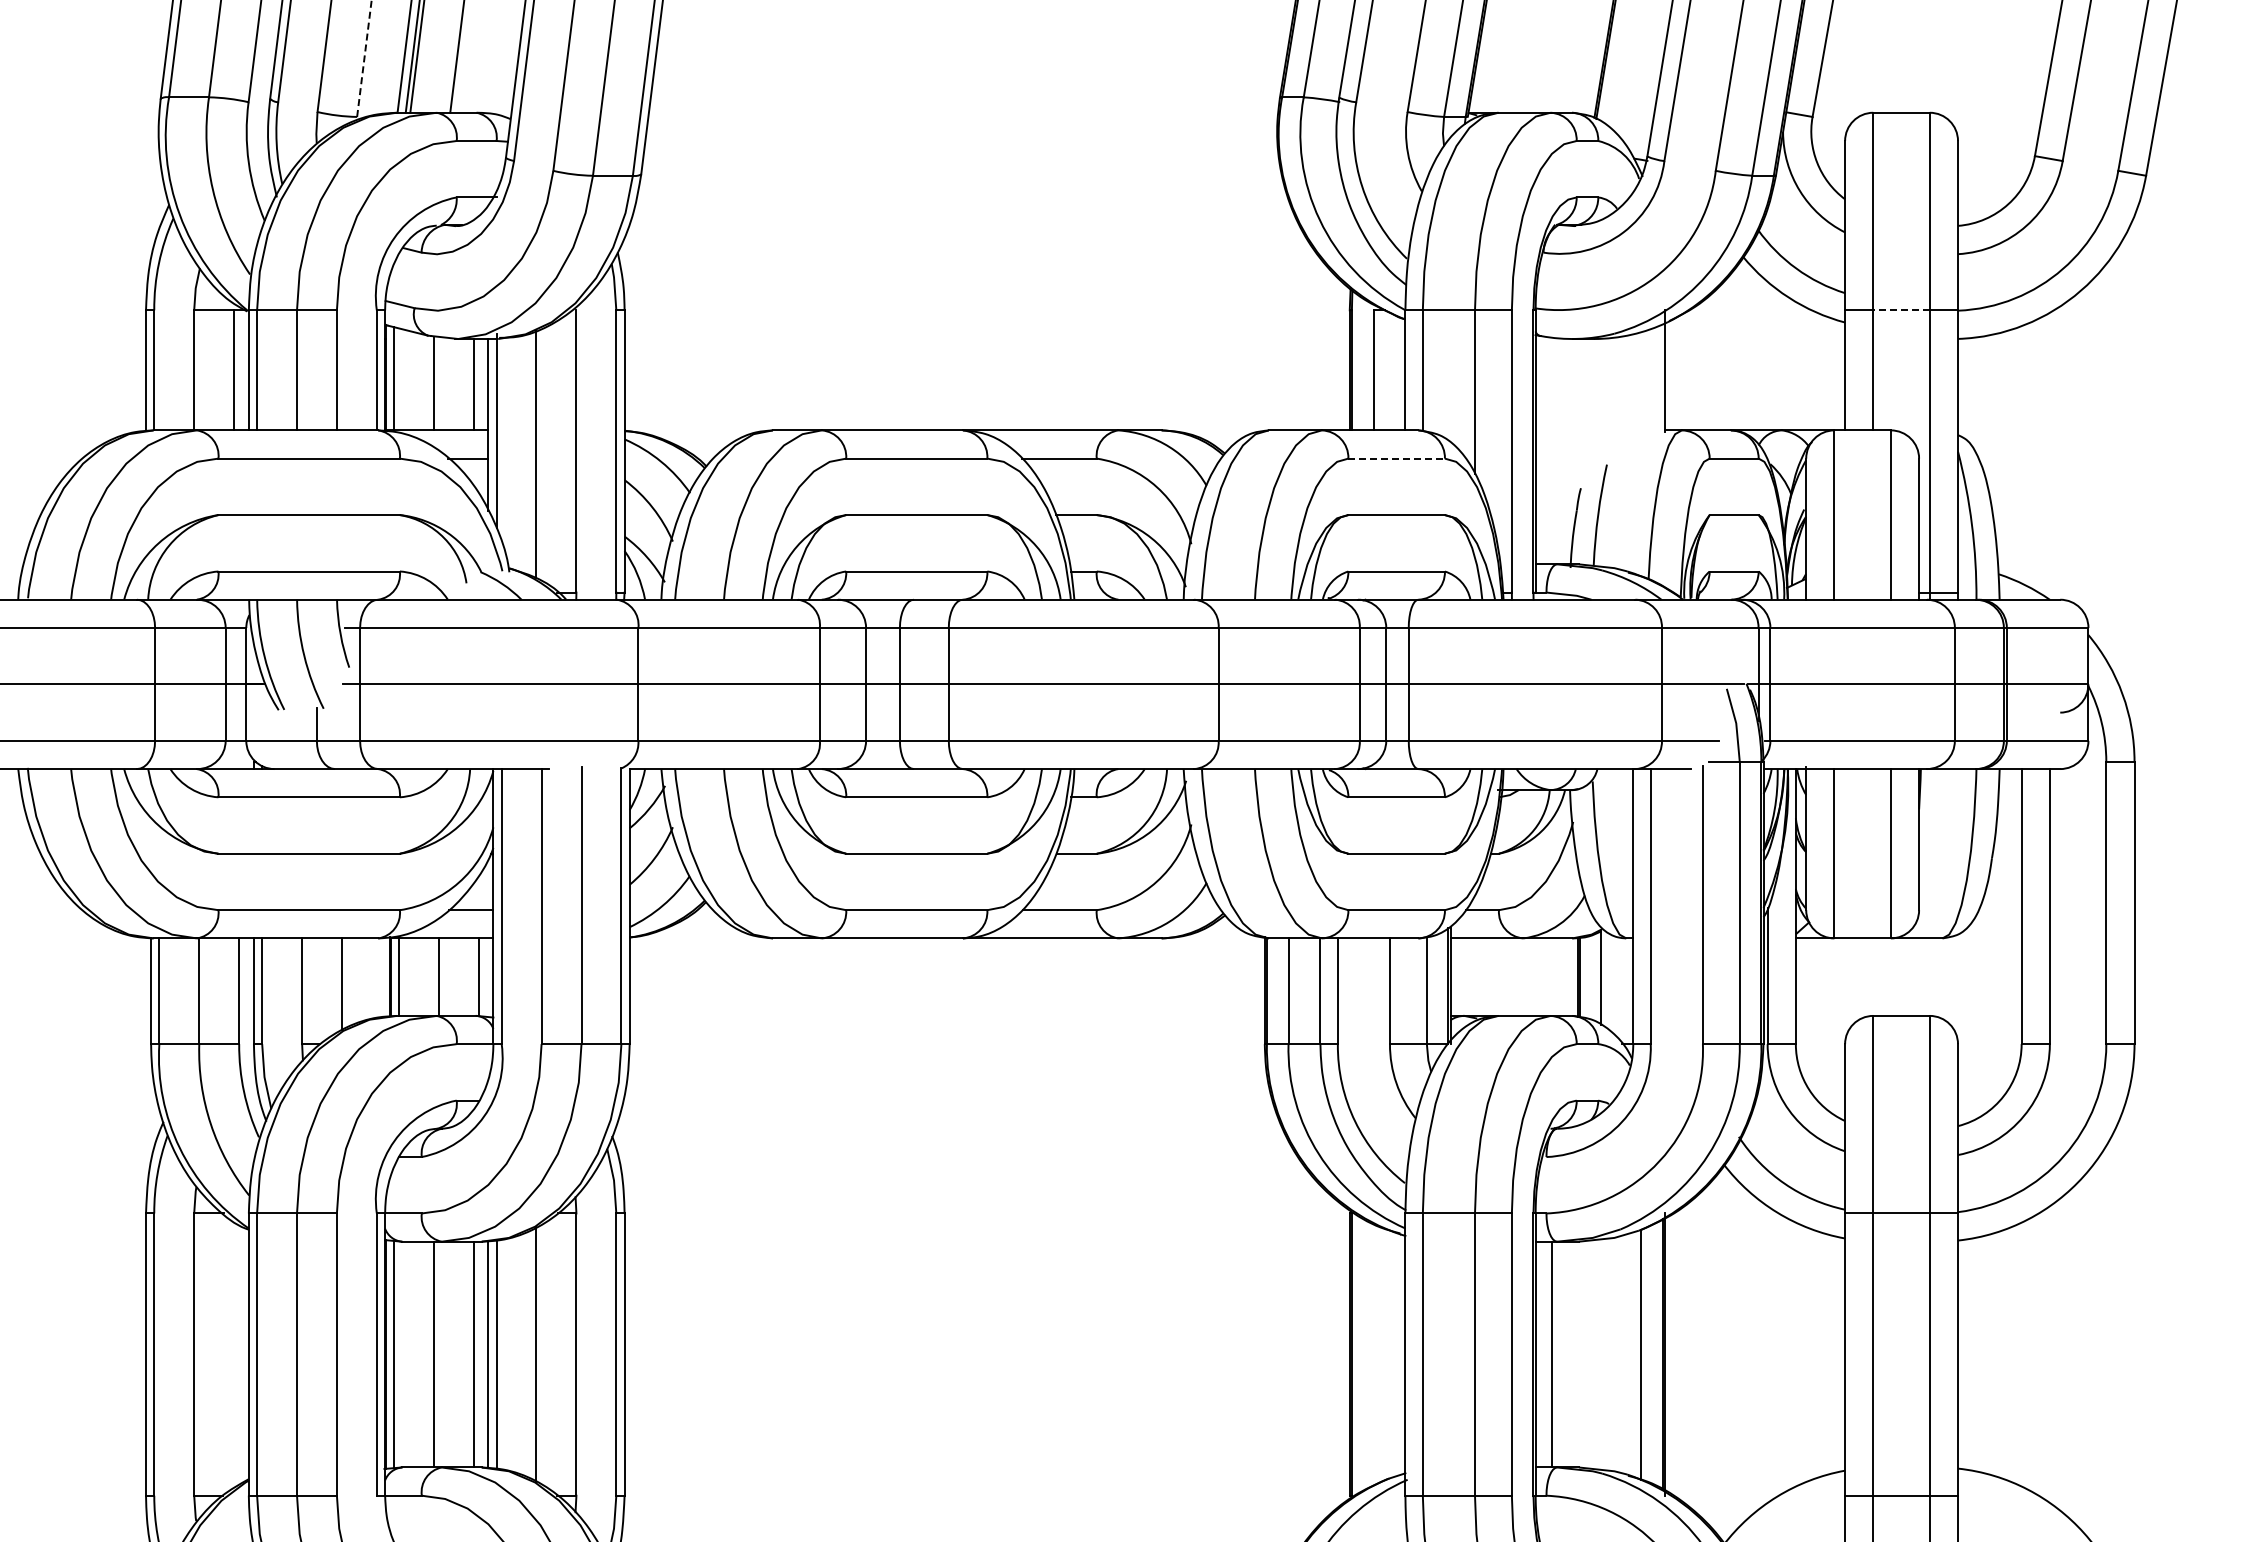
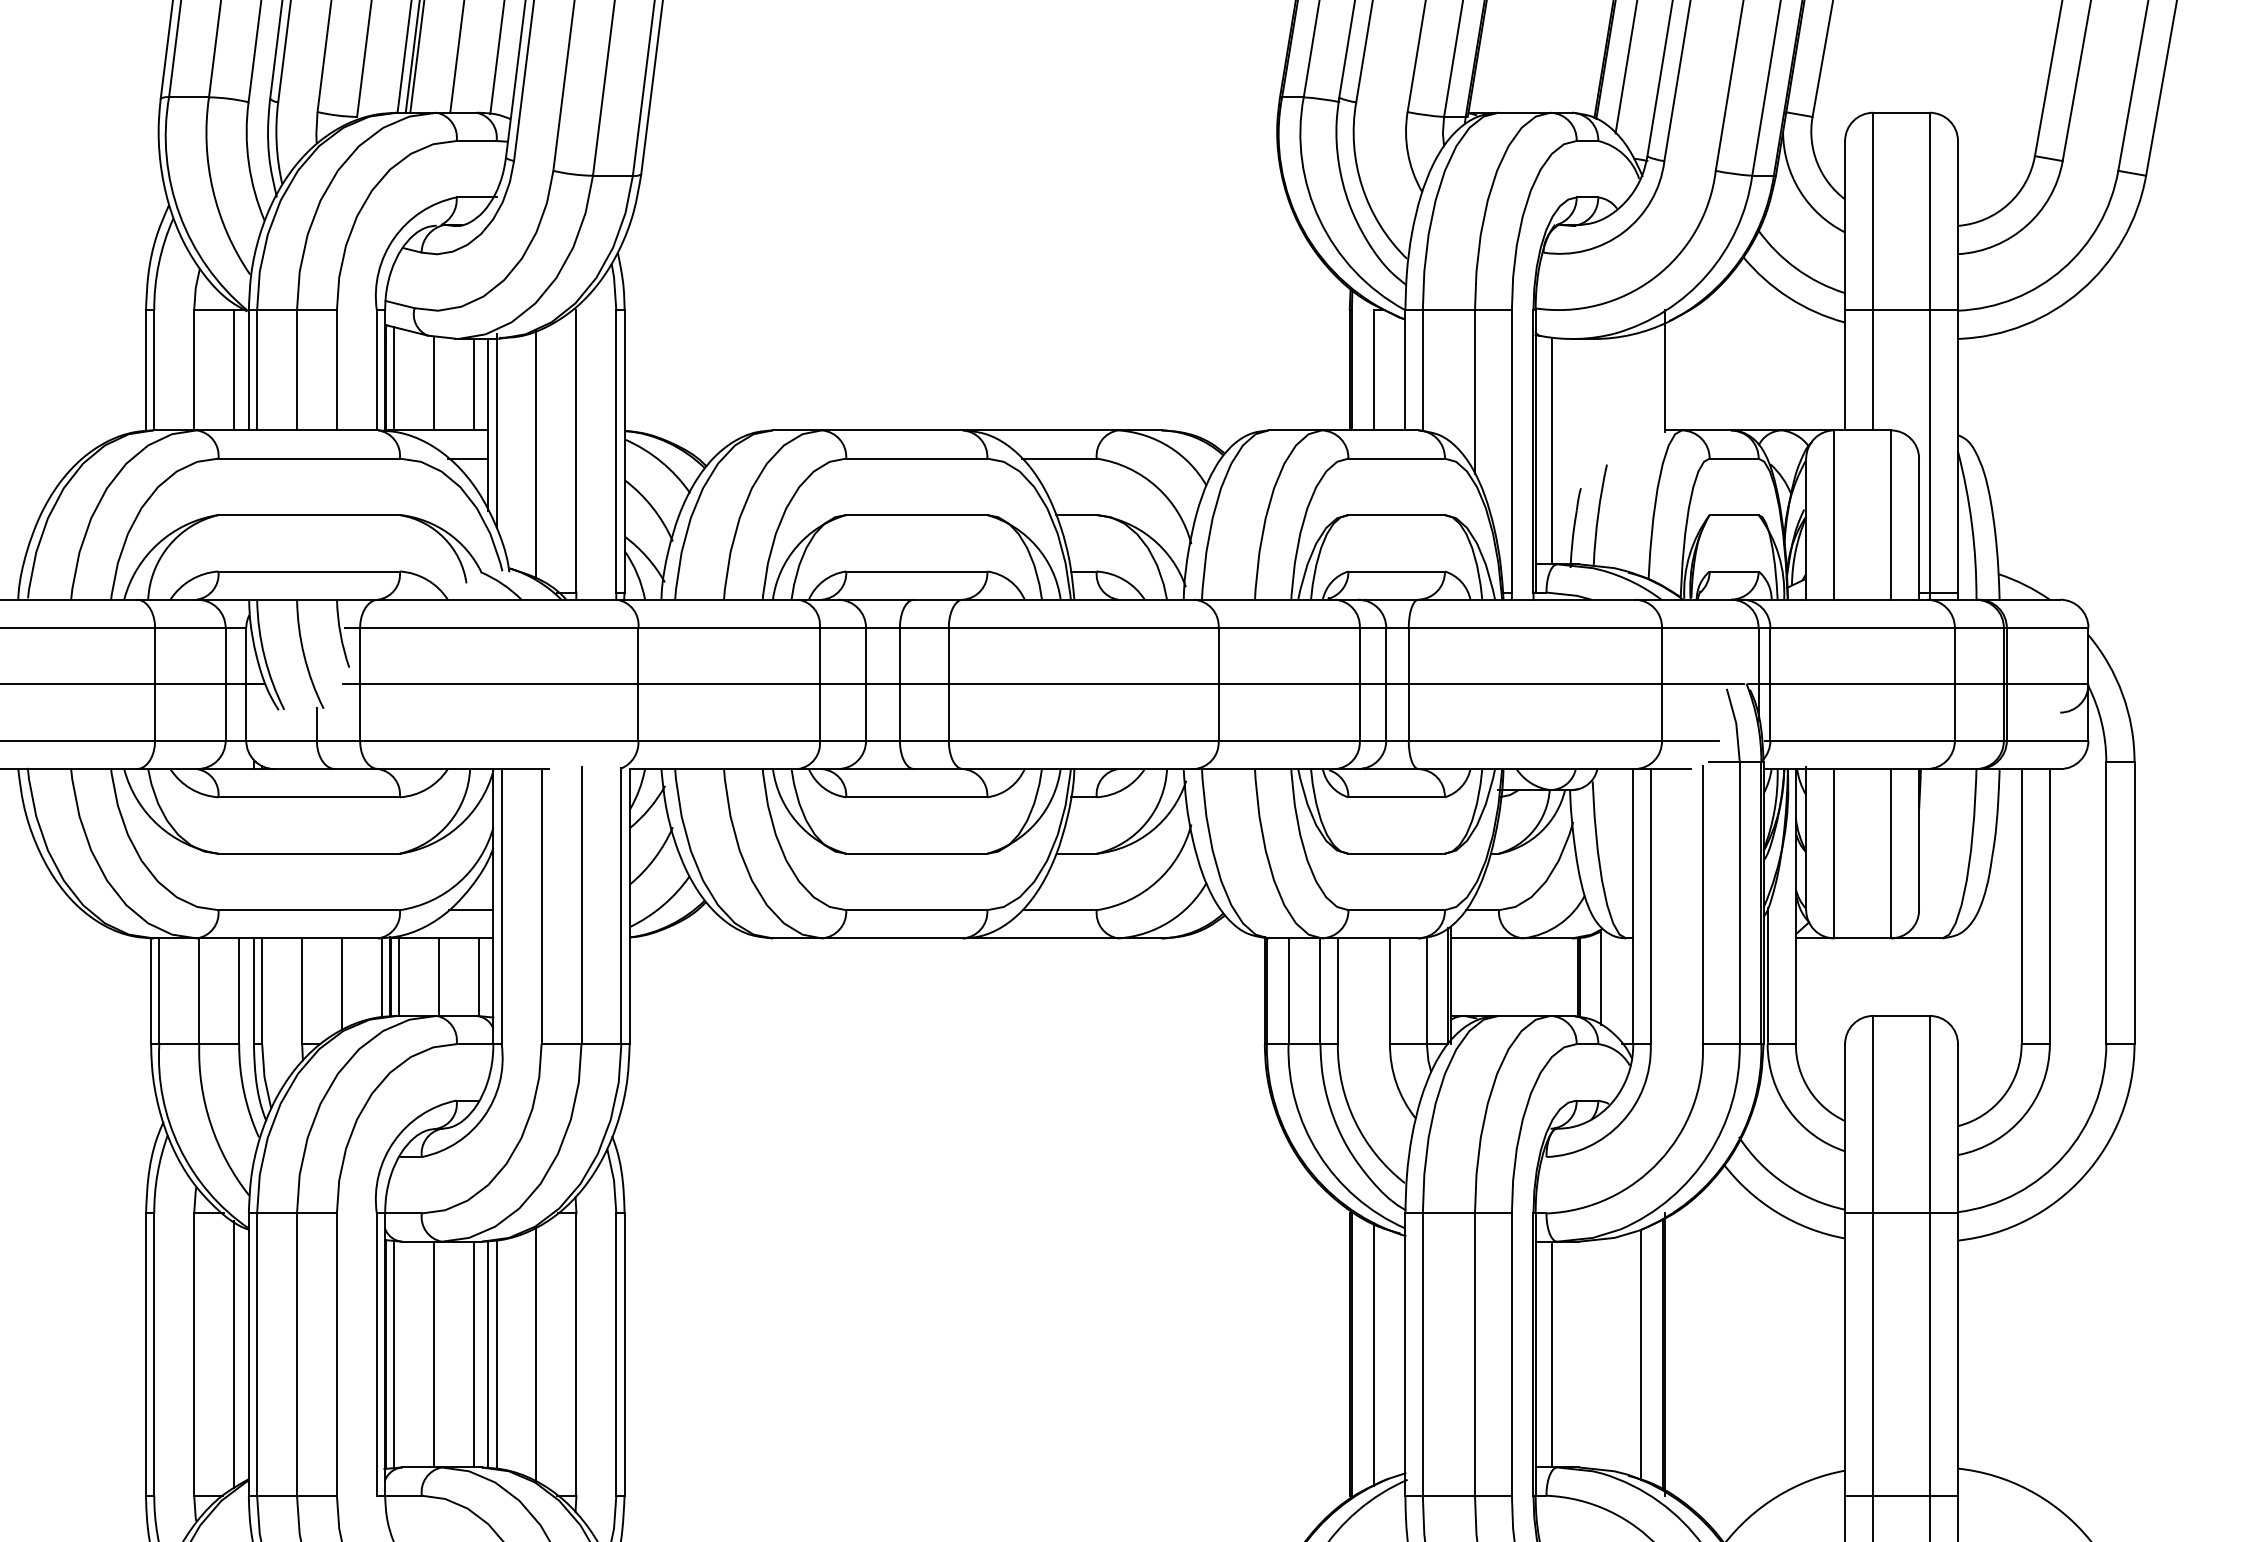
line: dashed -> solid (364, 58)
line: none -> present (497, 58)
line: none -> present (1626, 67)
line: dashed -> solid (1901, 310)
line: none -> present (1552, 450)
line: dashed -> solid (1397, 458)
line: none -> present (381, 977)
line: none -> present (234, 1354)
line: none -> present (1373, 1354)
